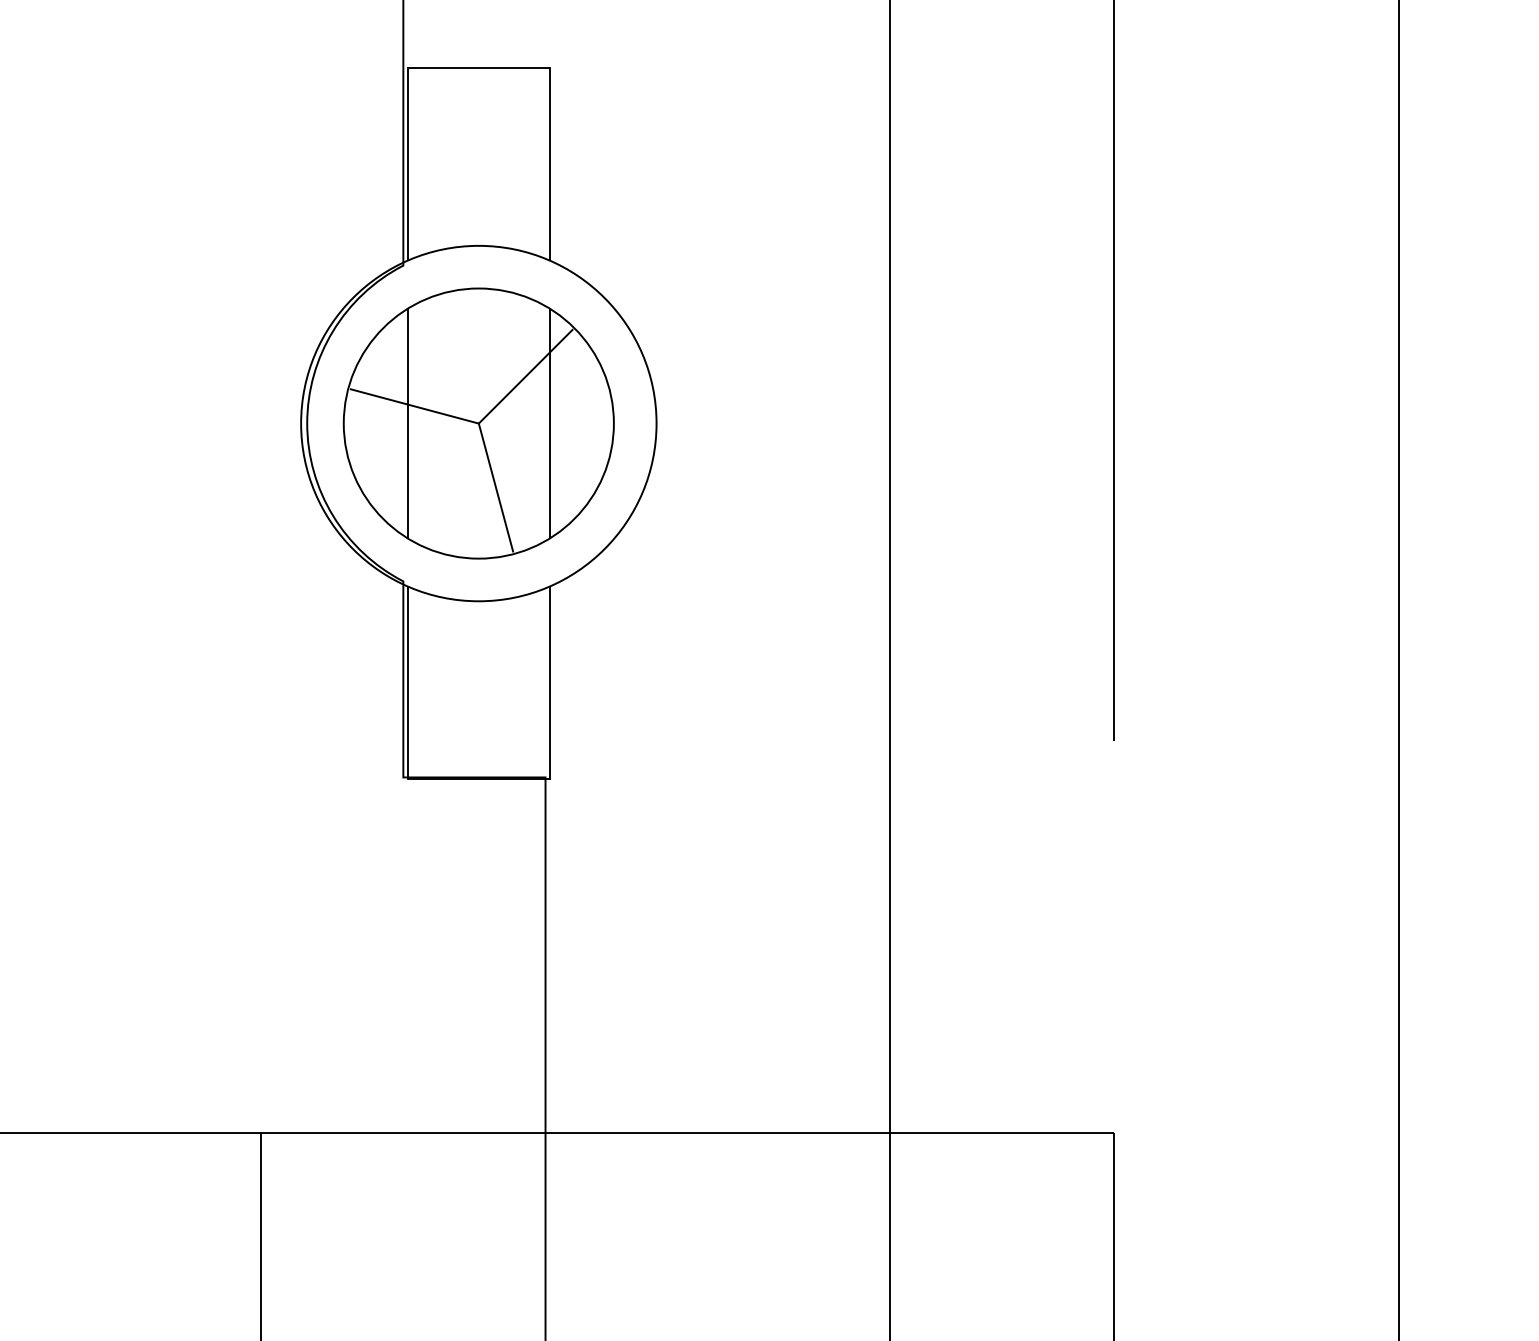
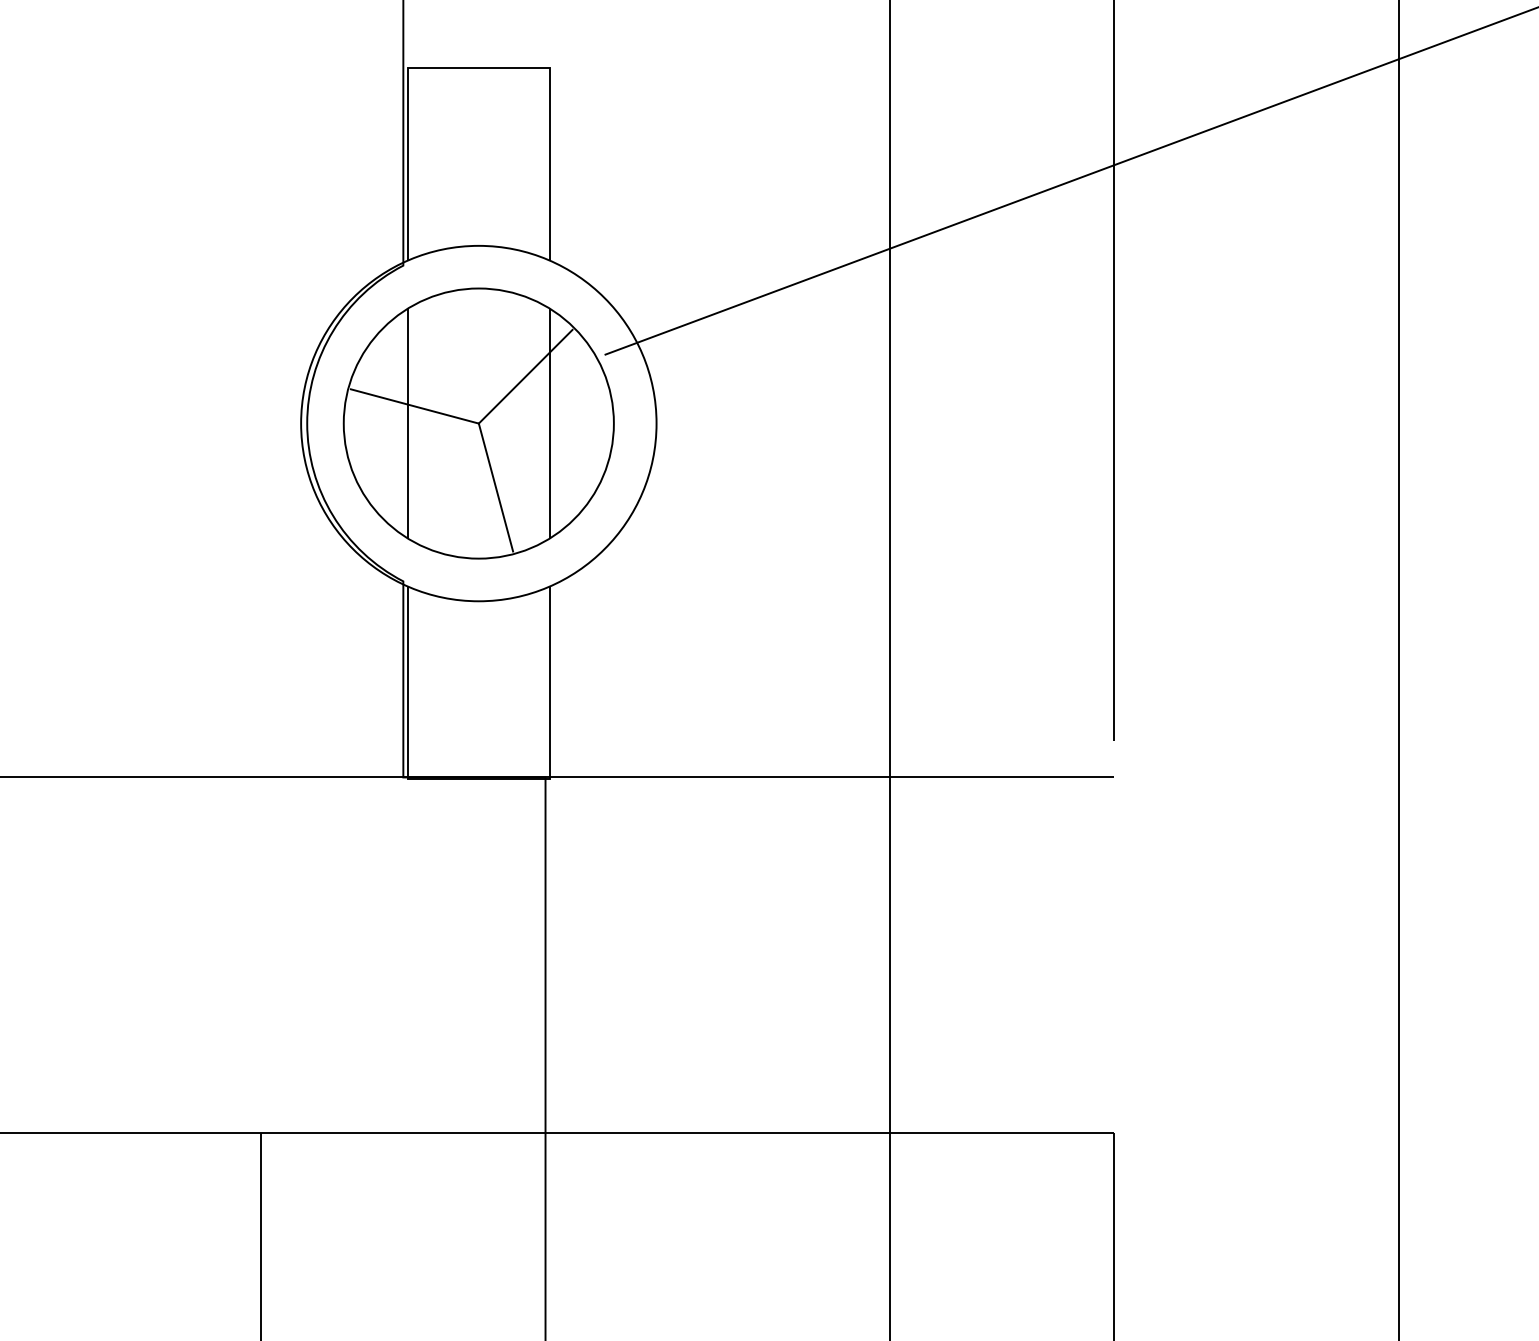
line: none -> present (1070, 181)
line: none -> present (558, 777)
